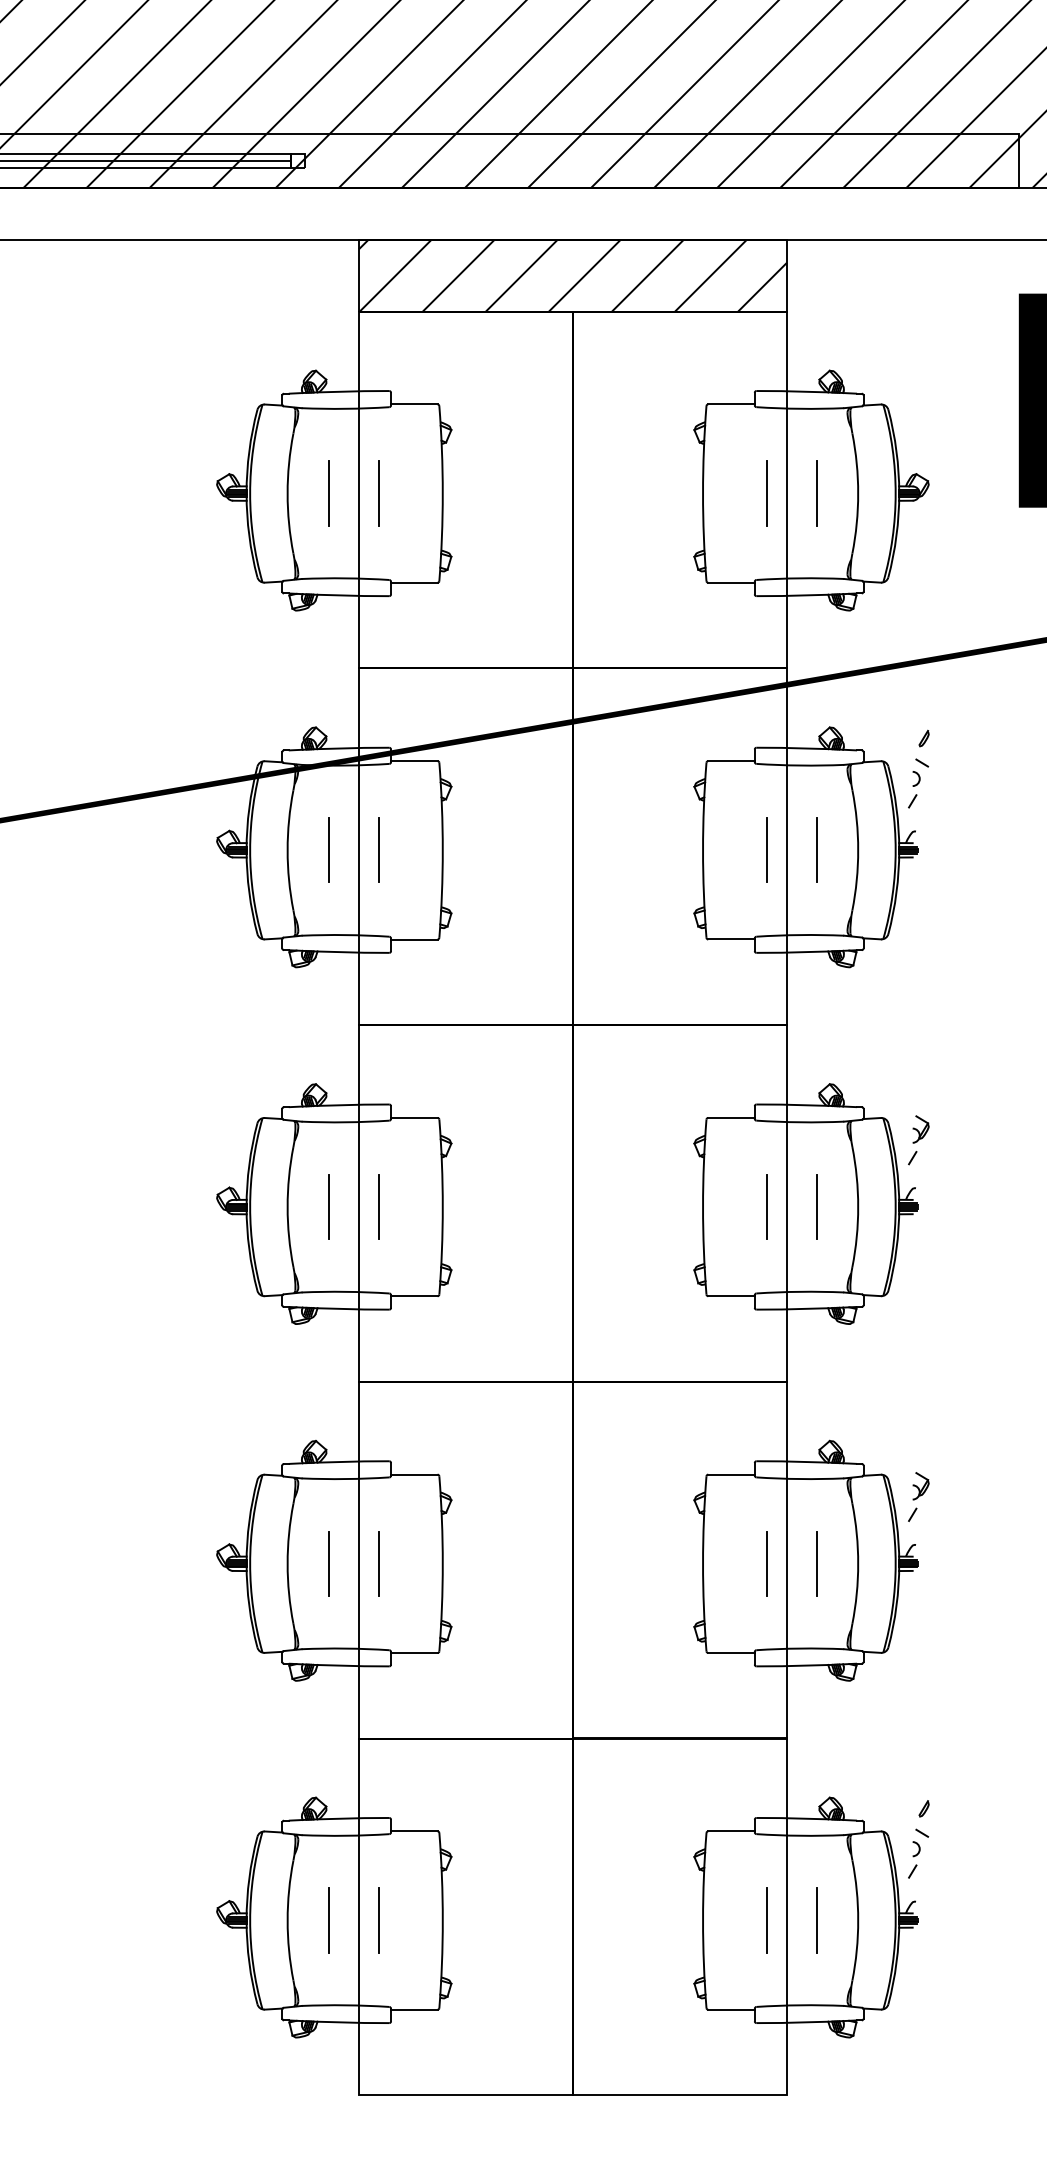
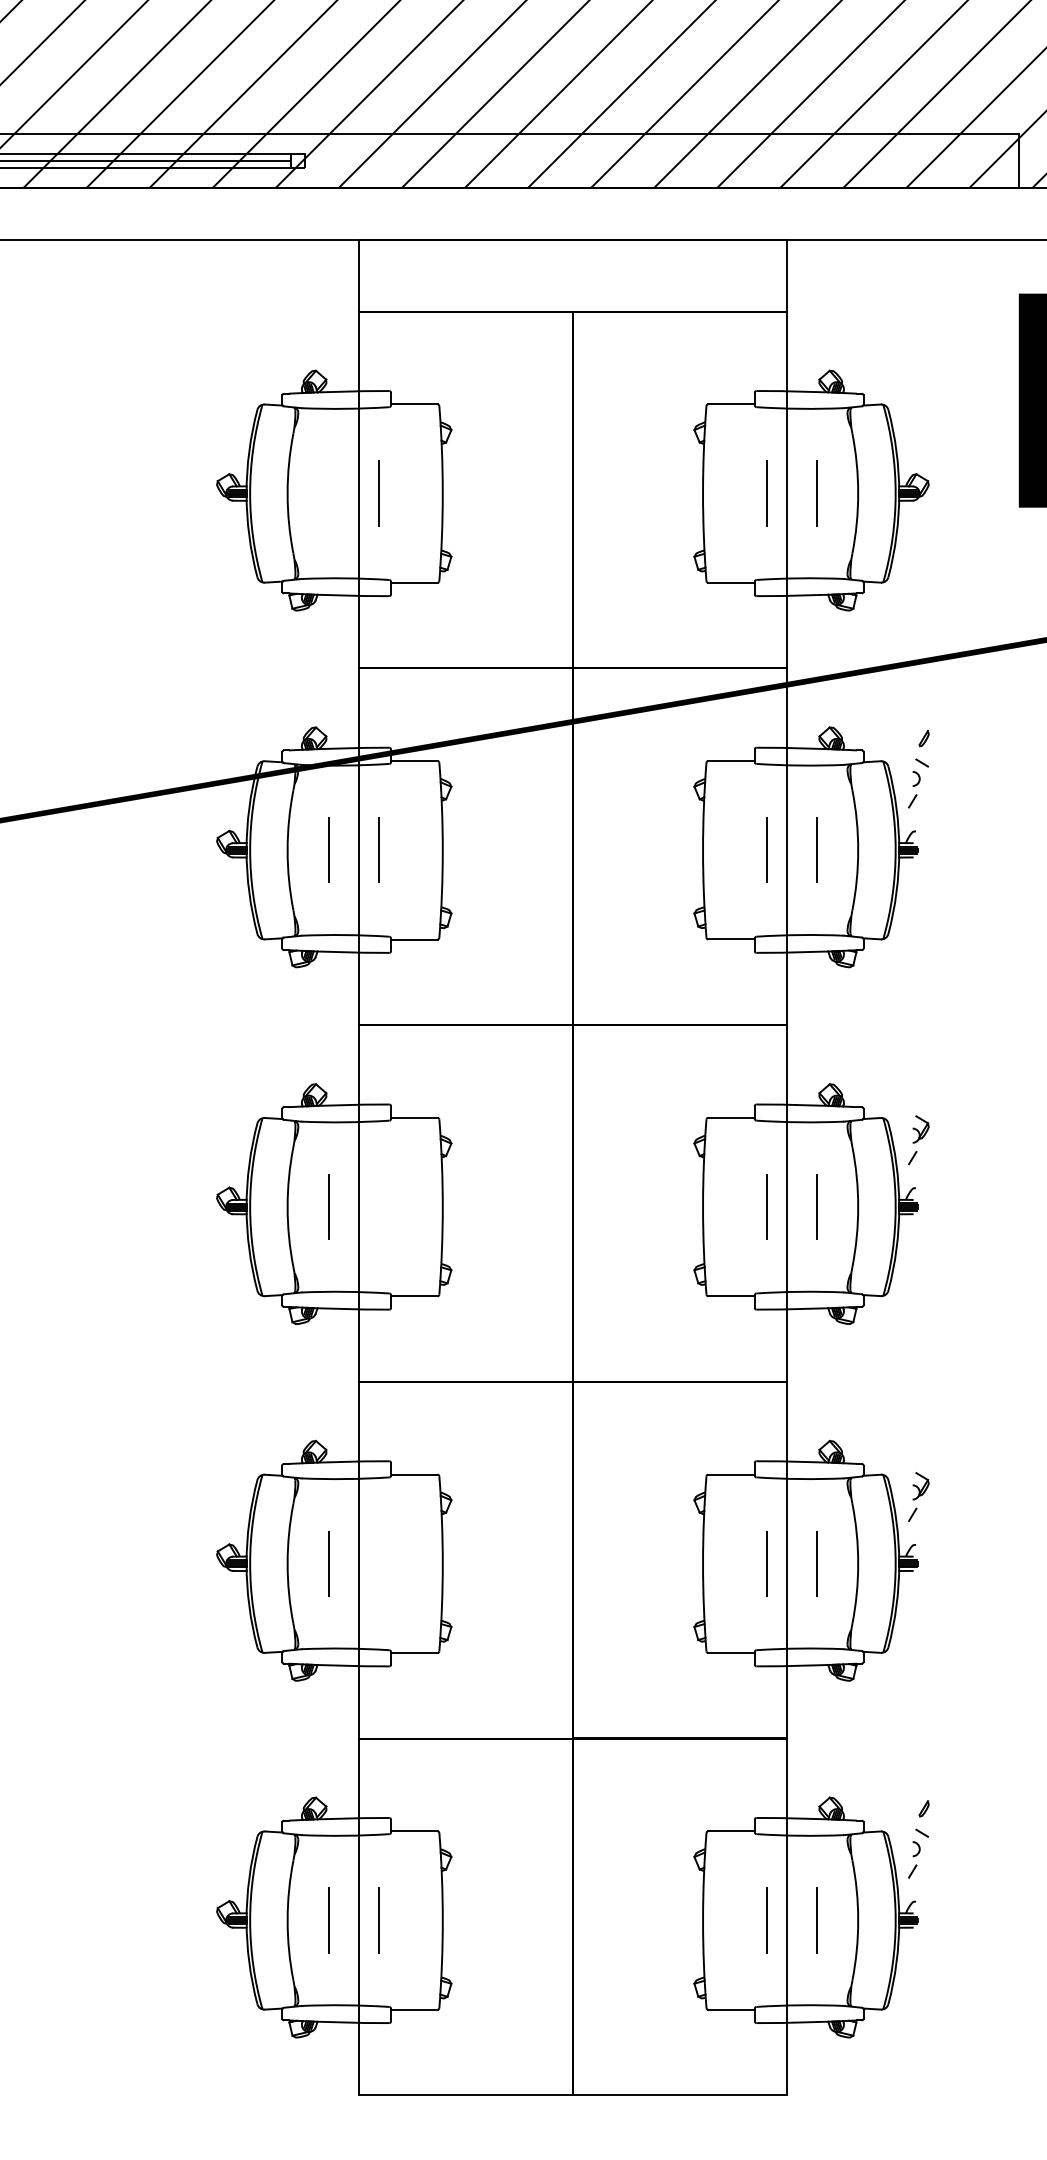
hatch: present -> none (572, 275)
line: present -> none (328, 493)
line: present -> none (378, 1206)
line: present -> none (378, 1563)
